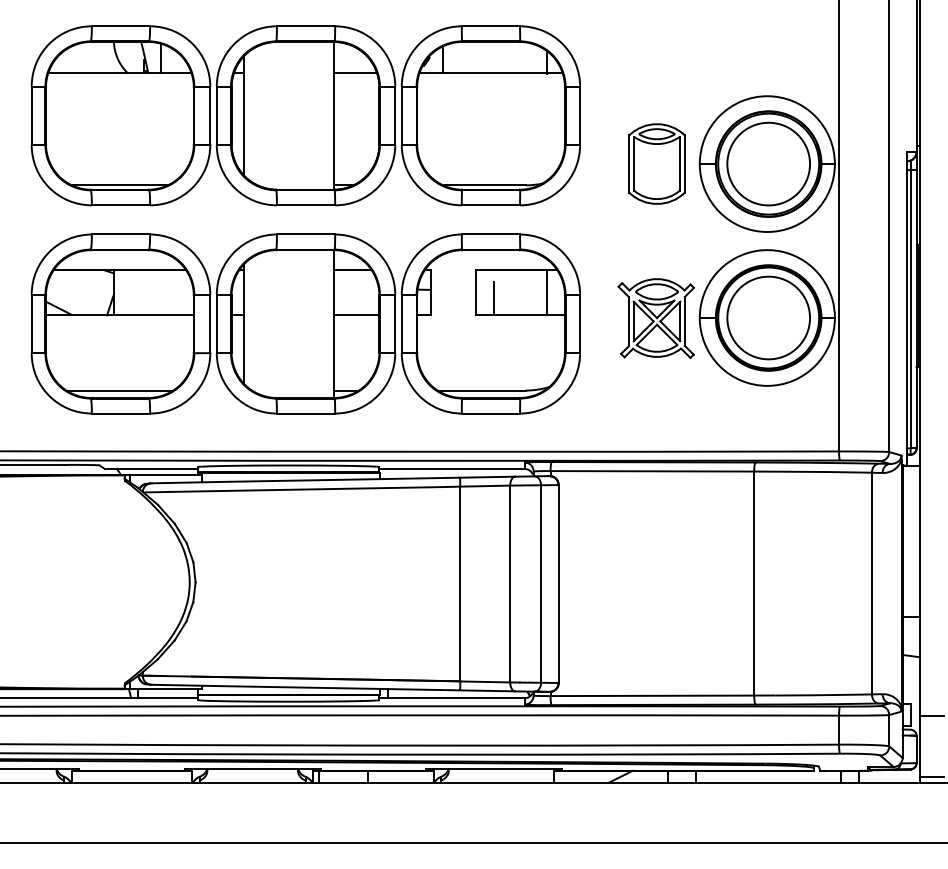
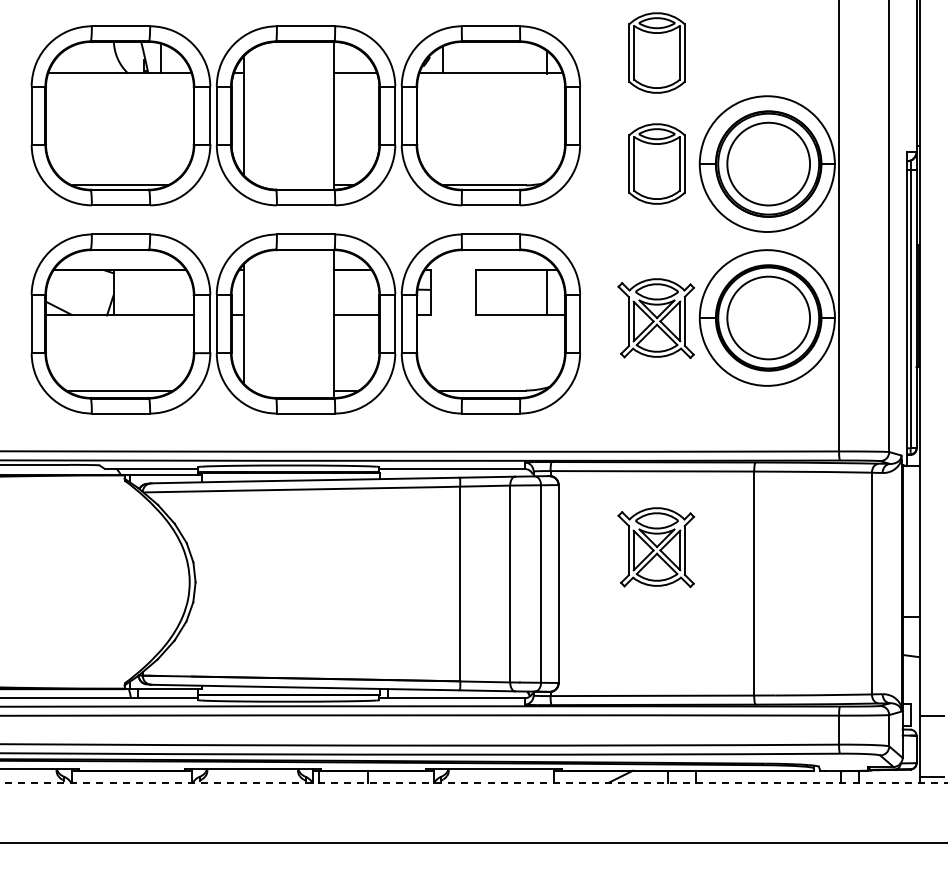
part: none -> present (656, 52)
line: present -> none (494, 297)
part: none -> present (656, 547)
line: solid -> dashed (474, 782)
